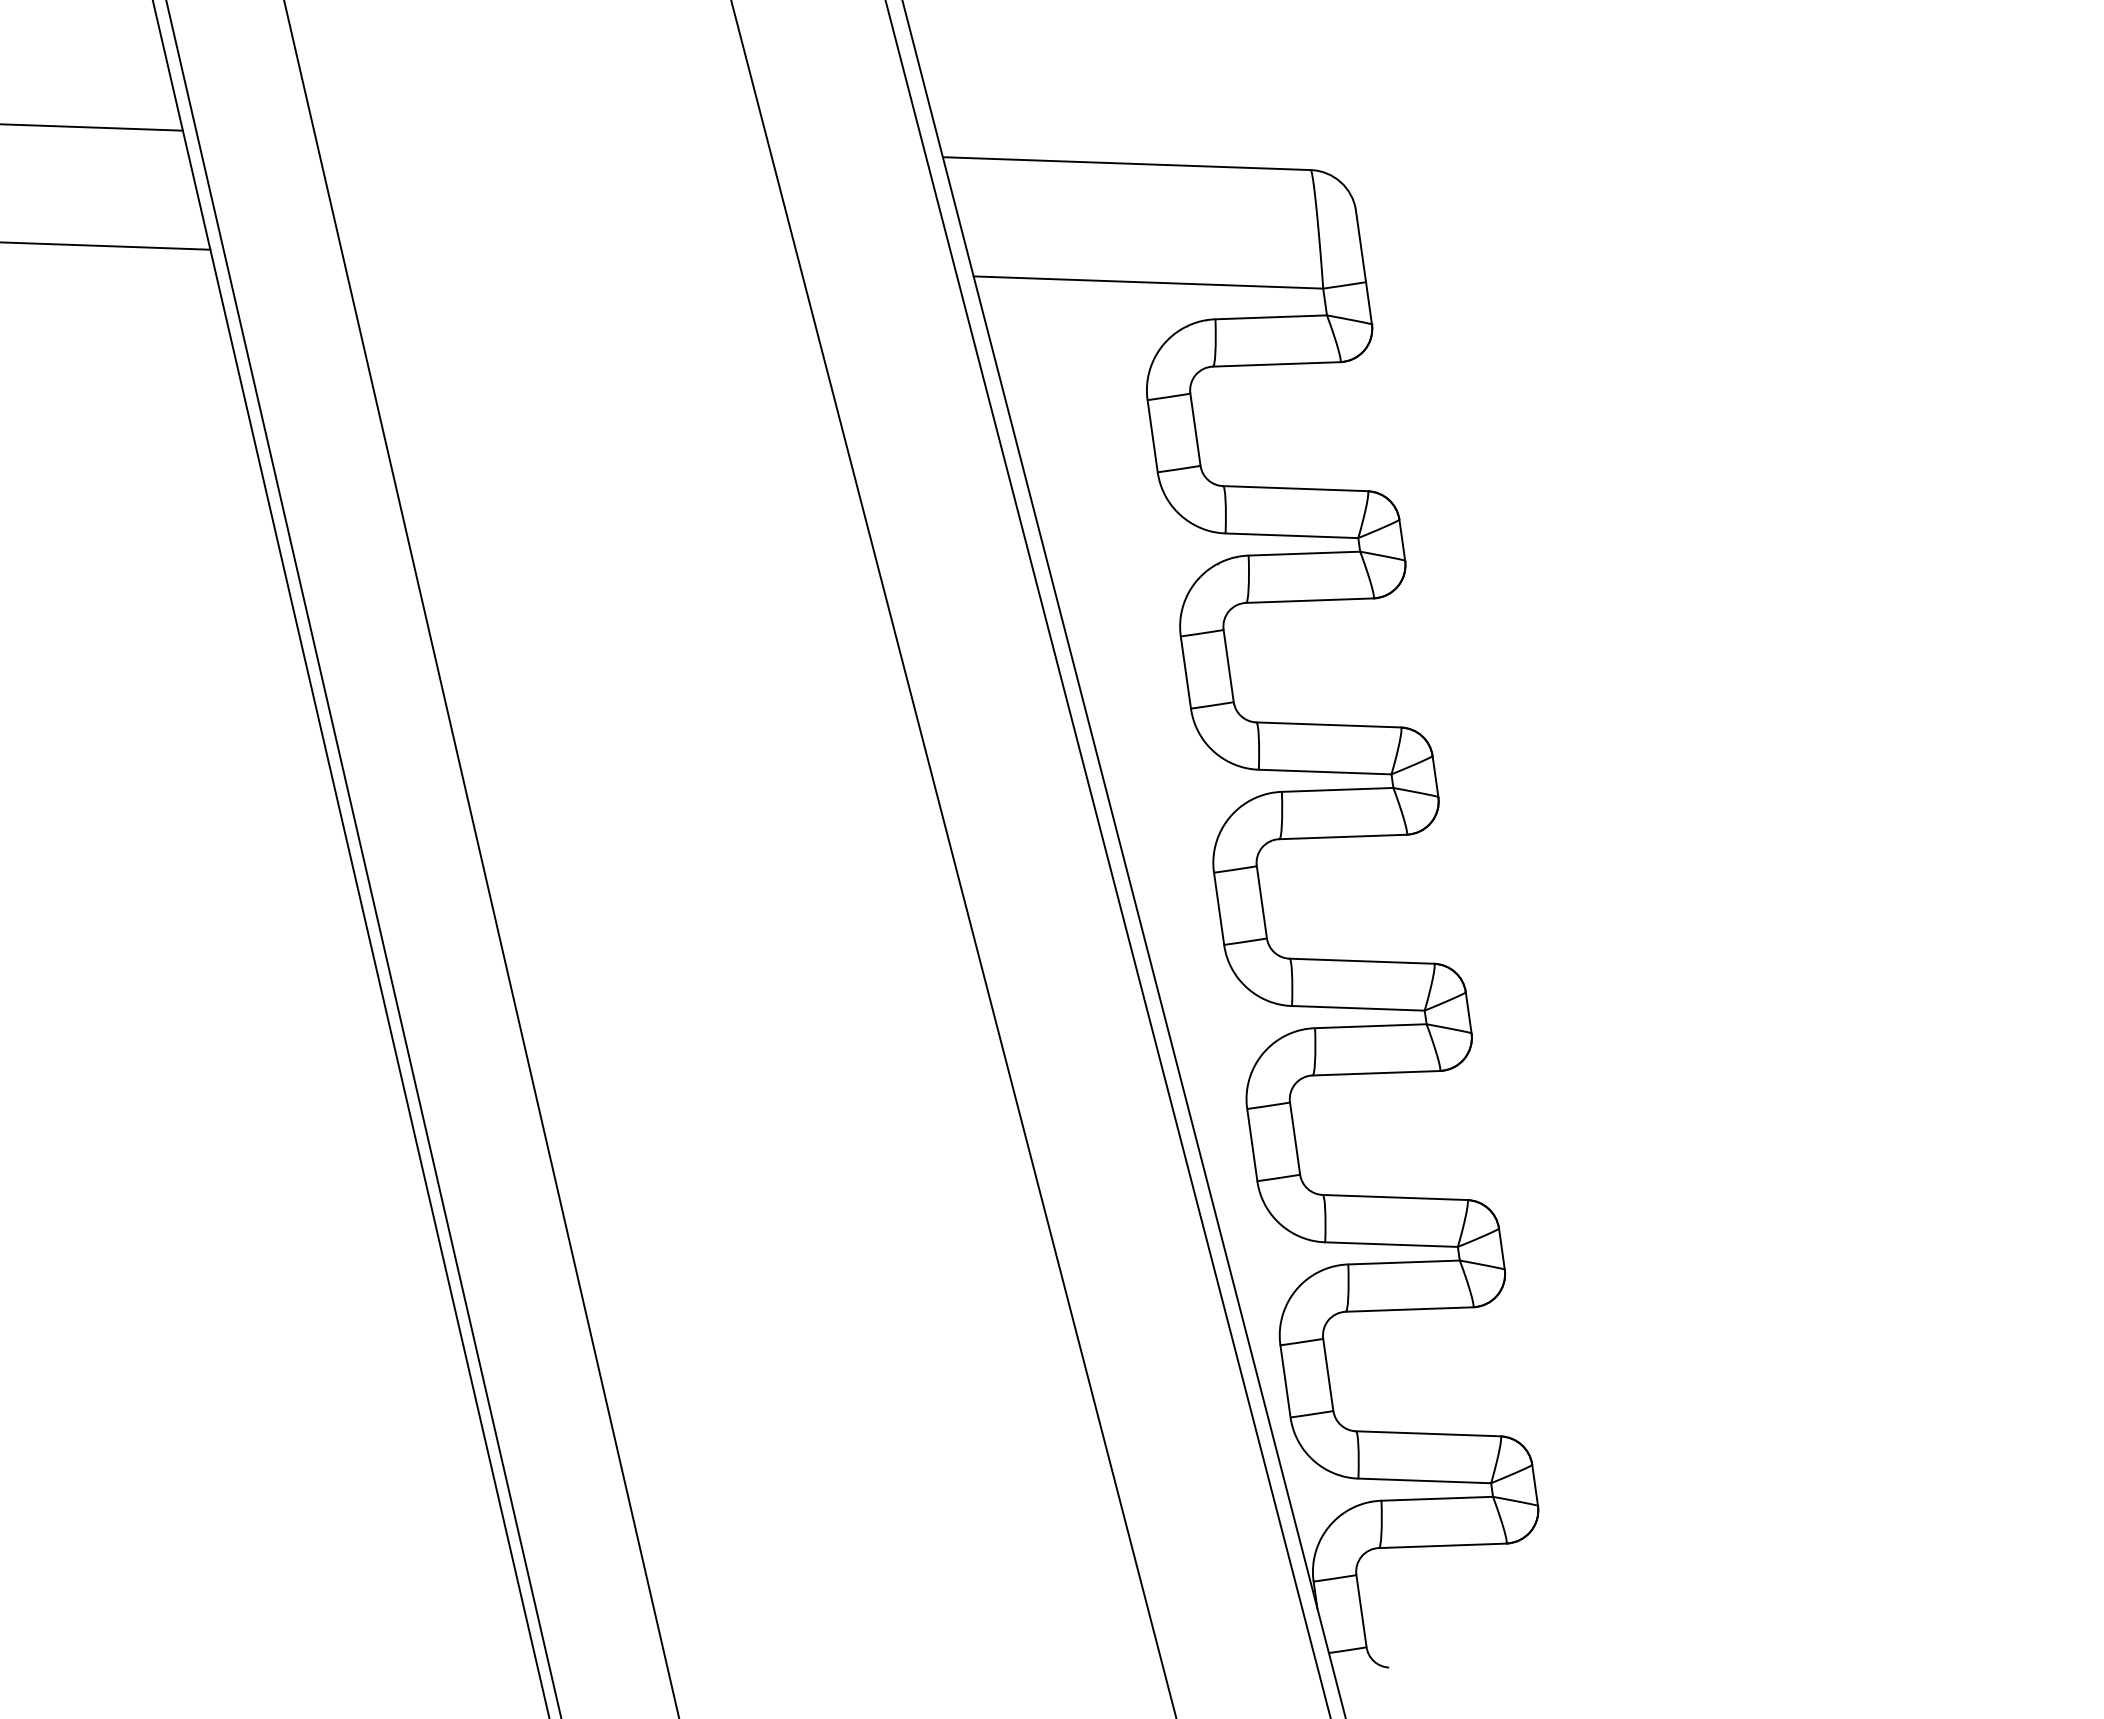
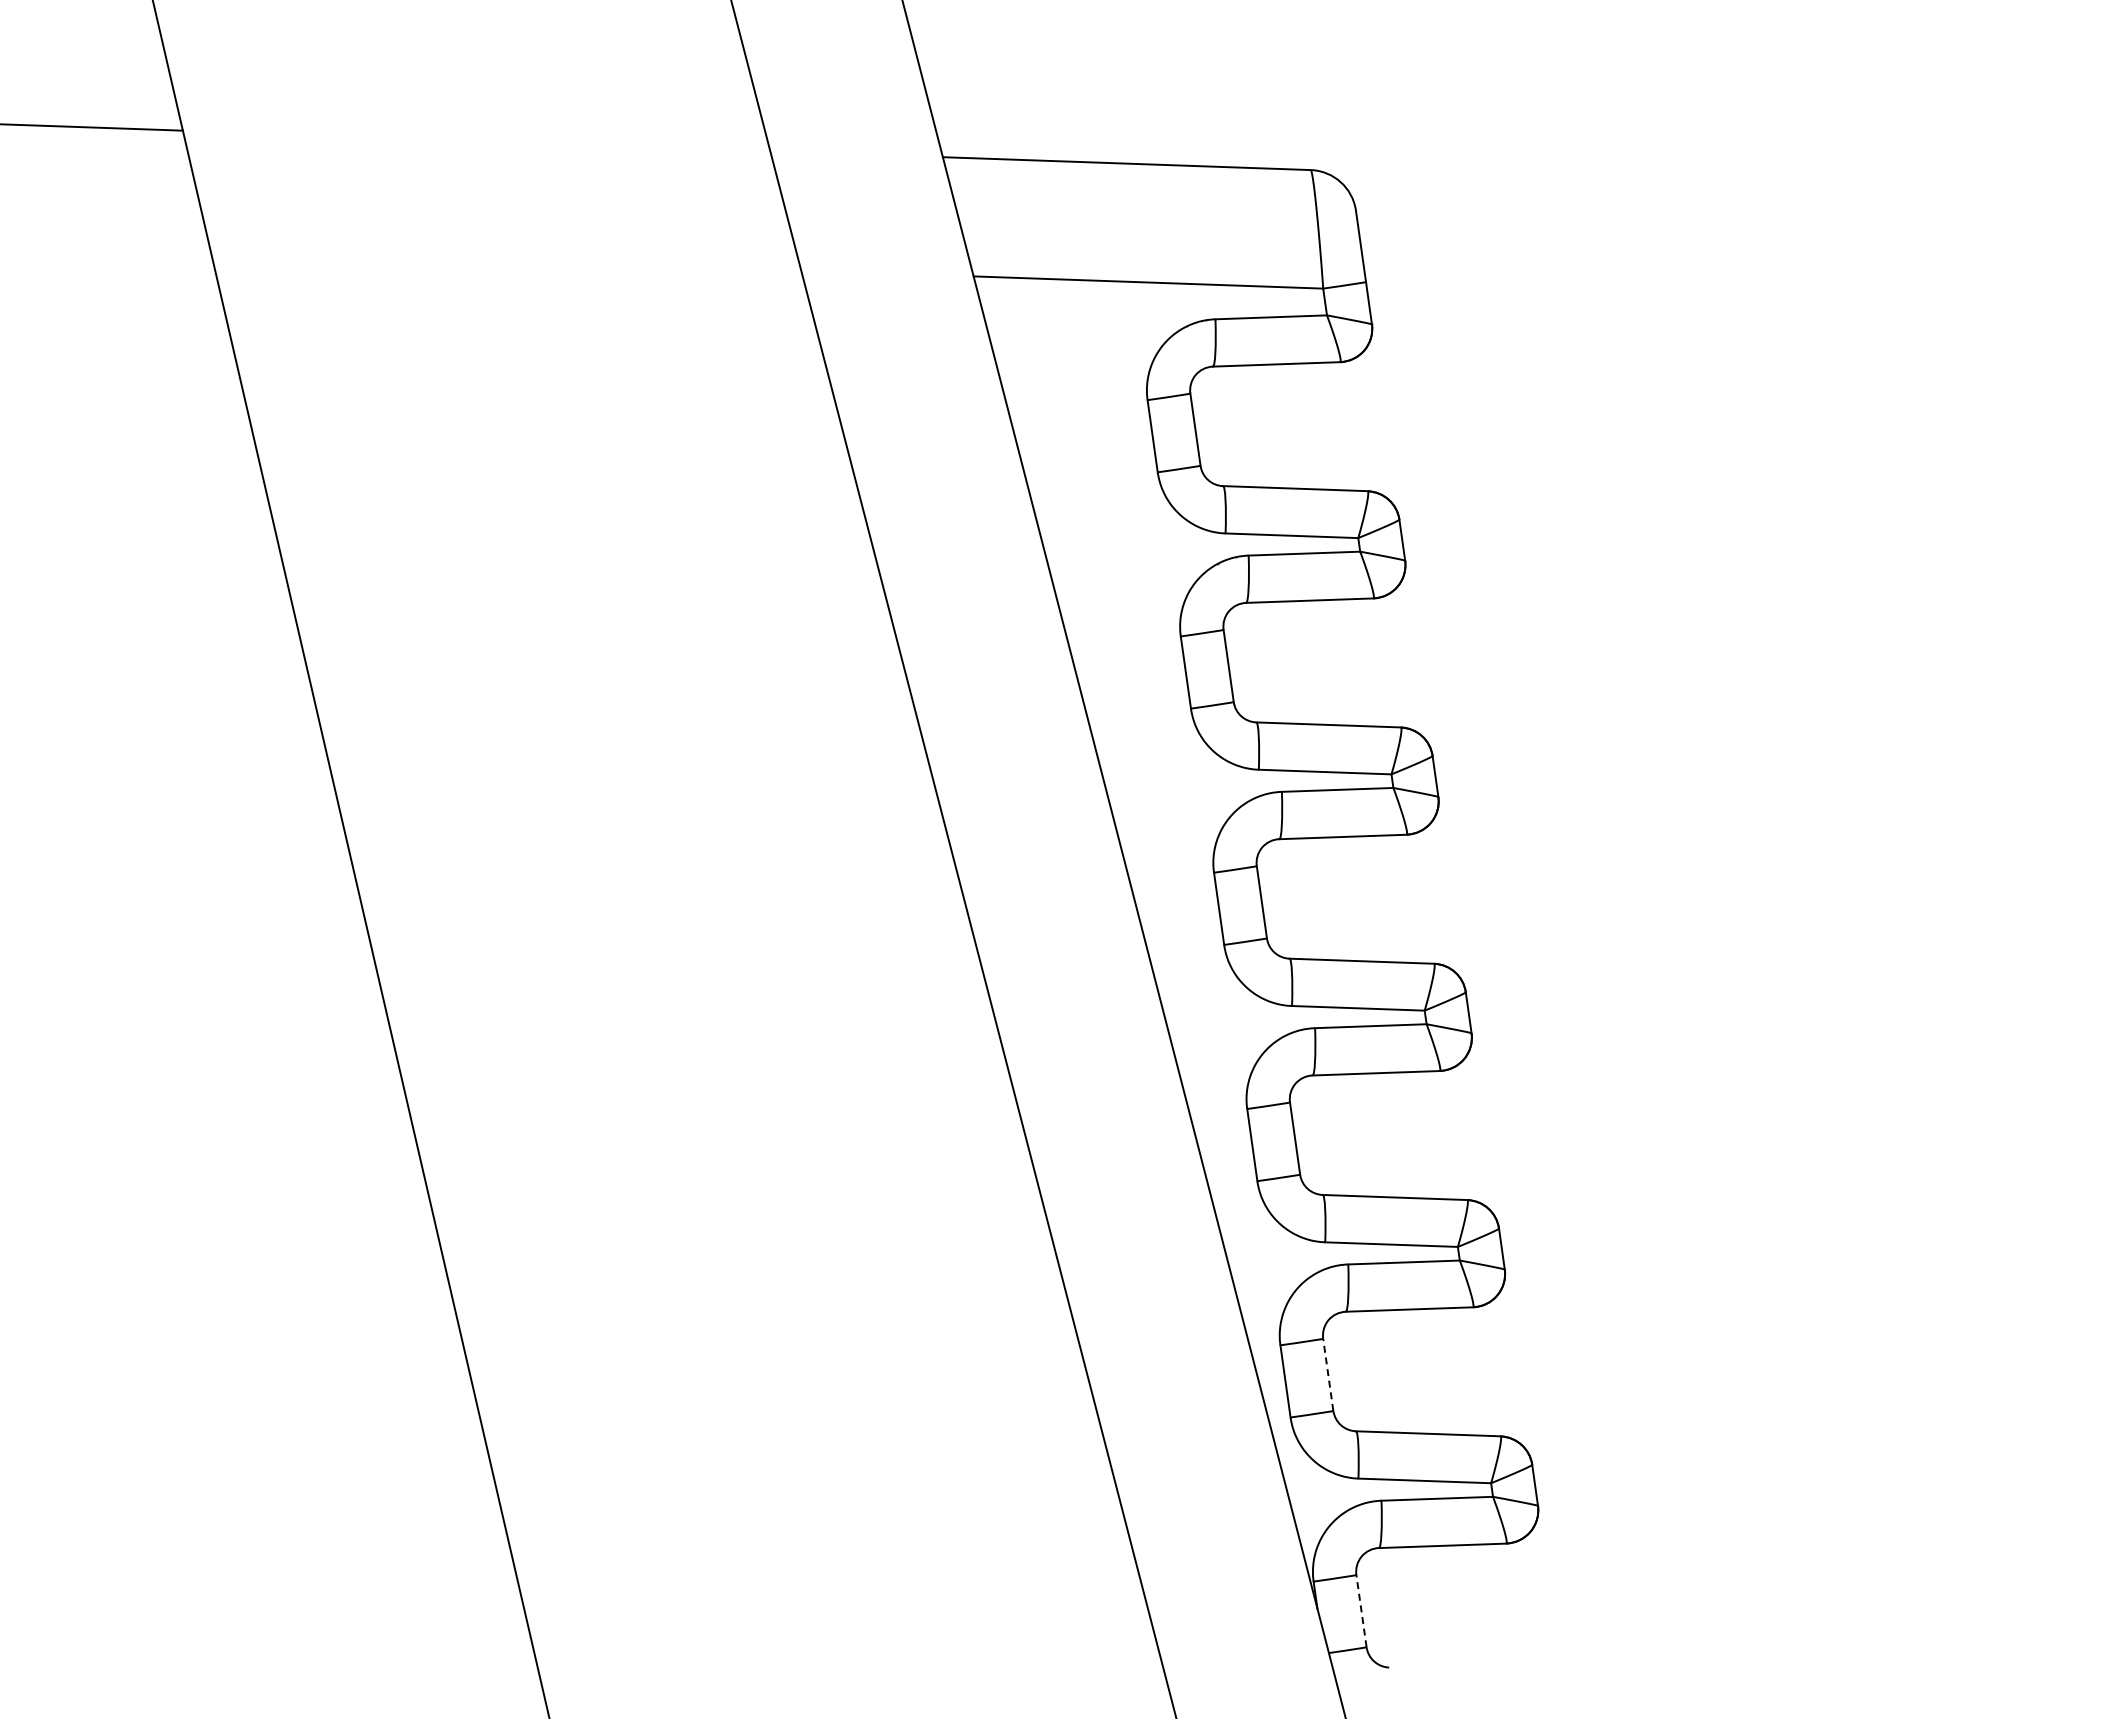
line: present -> none (106, 245)
line: present -> none (363, 858)
line: present -> none (481, 858)
line: present -> none (1107, 858)
line: solid -> dashed (1328, 1374)
line: solid -> dashed (1361, 1610)
